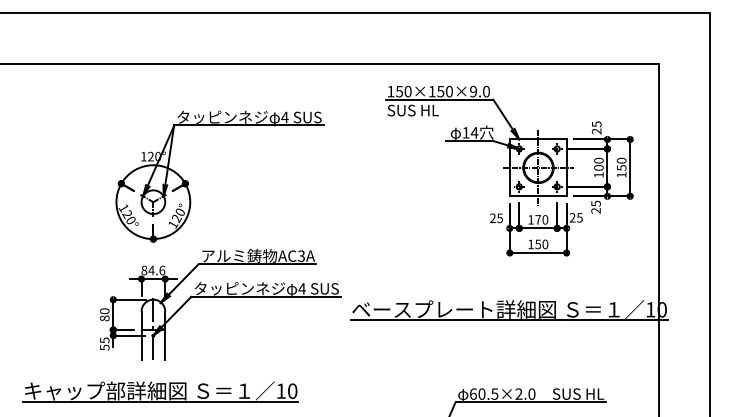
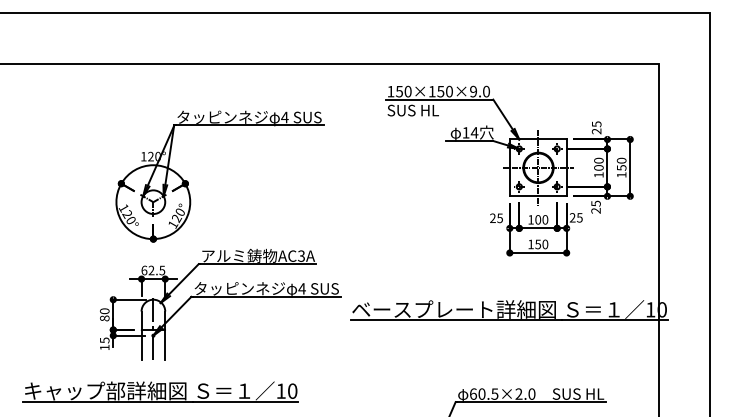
text: 170 -> 100 (538, 219)
text: 84.6 -> 62.5 (153, 270)
text: 55 -> 15 (104, 347)
